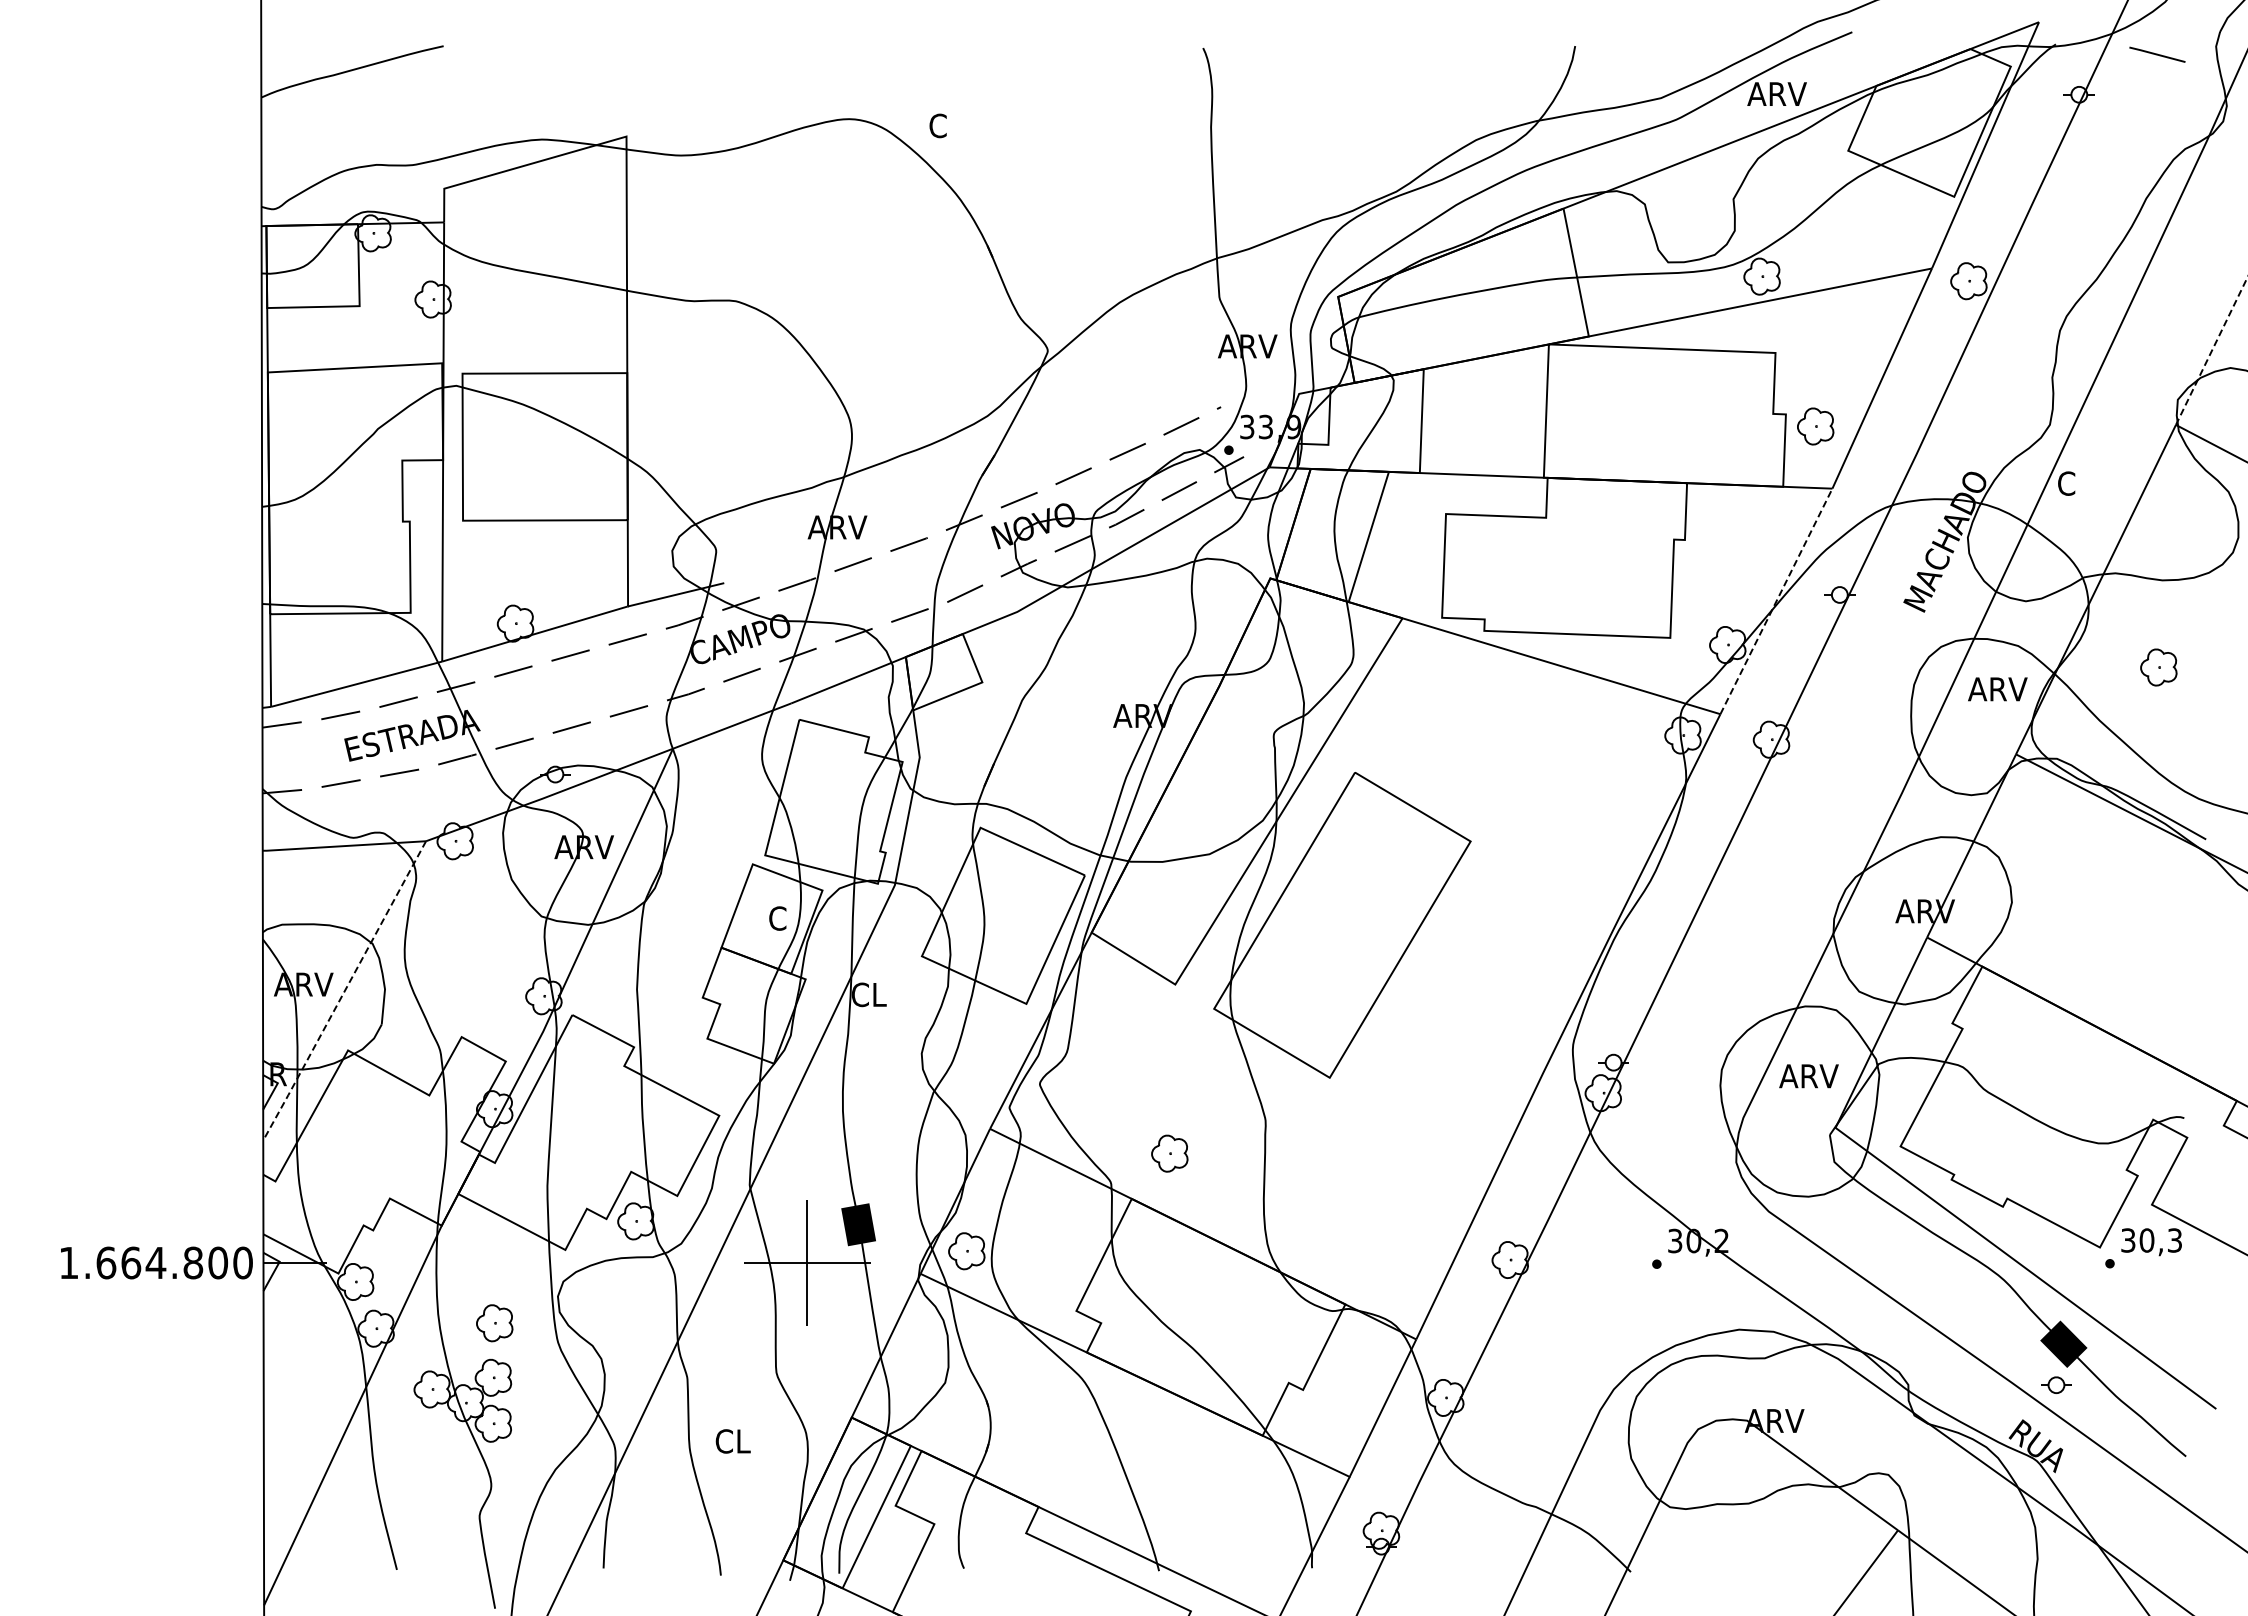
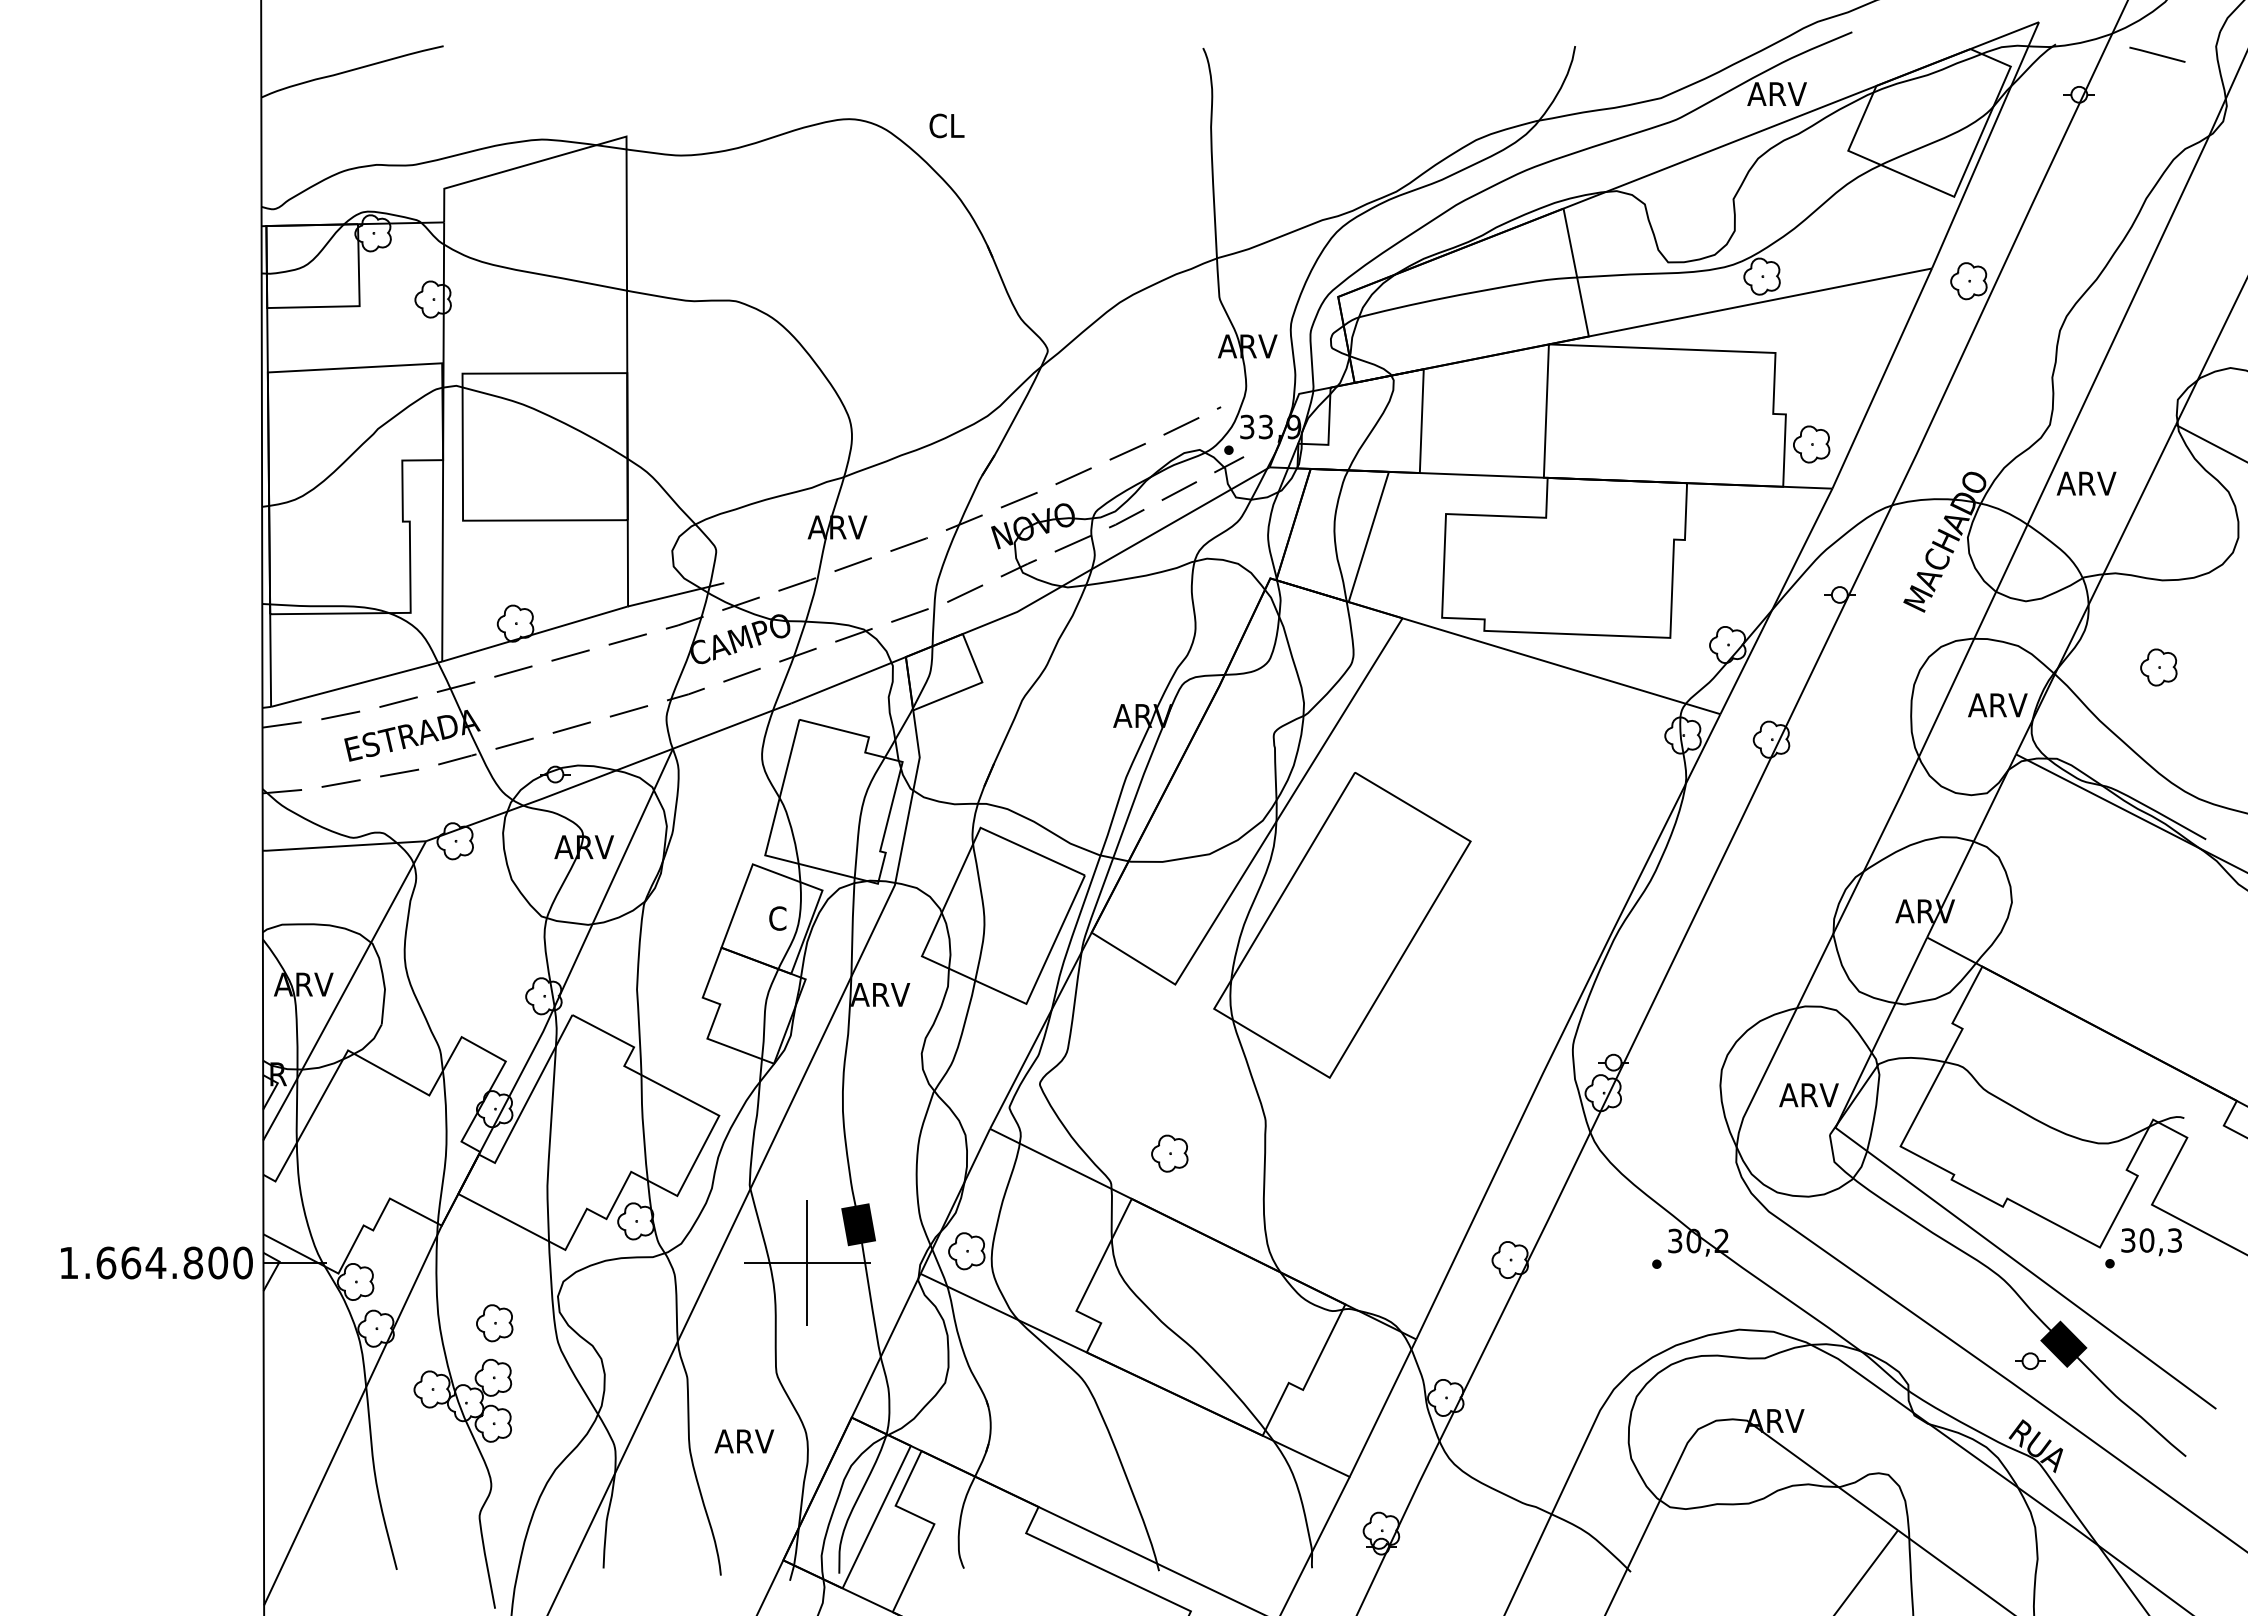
text: C -> CL (957, 125)
line: dashed -> solid (2211, 351)
part position: (1815, 426) -> (1811, 444) (1811, 444)
text: C -> ARV (2086, 483)
line: dashed -> solid (1776, 601)
text position: (1997, 689) -> (1997, 705) (1997, 705)
line: dashed -> solid (344, 991)
text: CL -> ARV (880, 994)
text position: (1808, 1076) -> (1808, 1095) (1808, 1095)
part position: (2056, 1384) -> (2030, 1360) (2030, 1360)
text: CL -> ARV (744, 1441)
